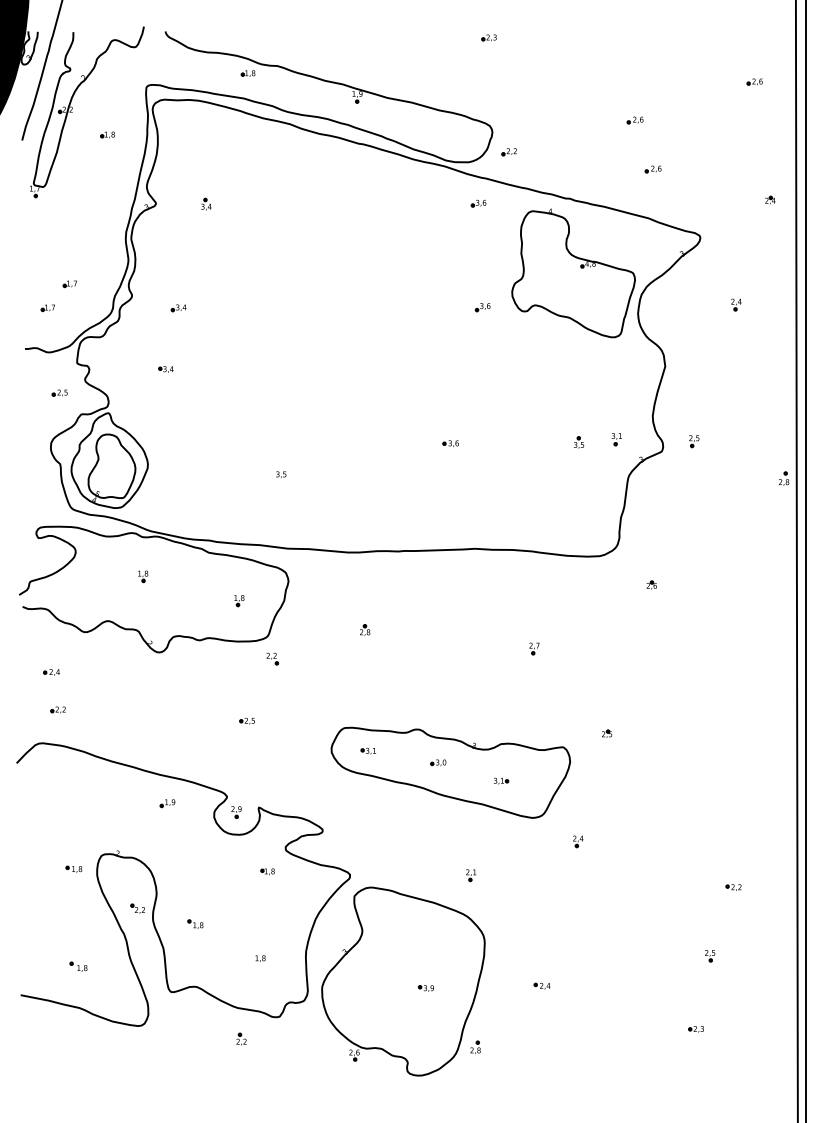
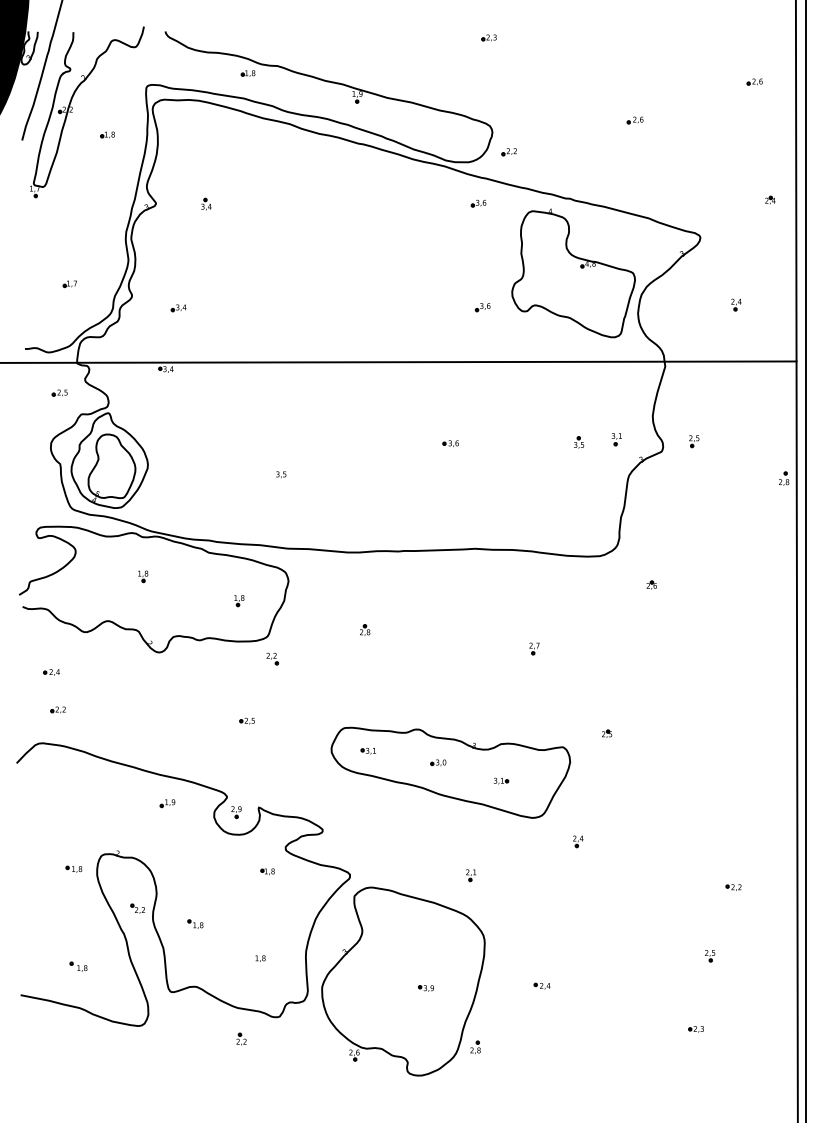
part: present -> none (652, 169)
part: present -> none (47, 308)
line: none -> present (399, 361)
